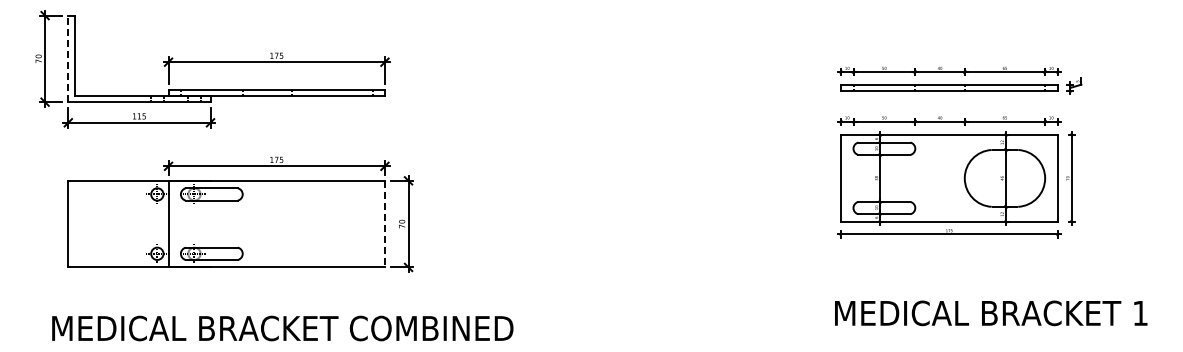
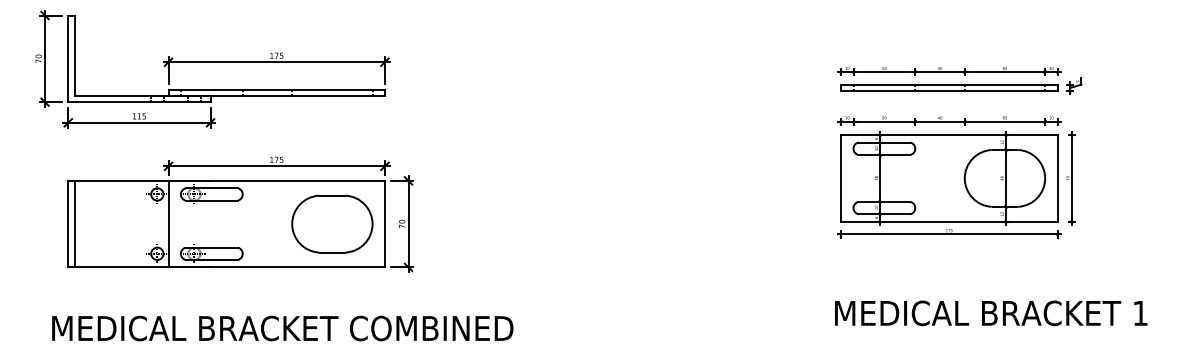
line: dashed -> solid (68, 58)
line: none -> present (74, 223)
part: none -> present (332, 223)
line: dashed -> solid (384, 224)
